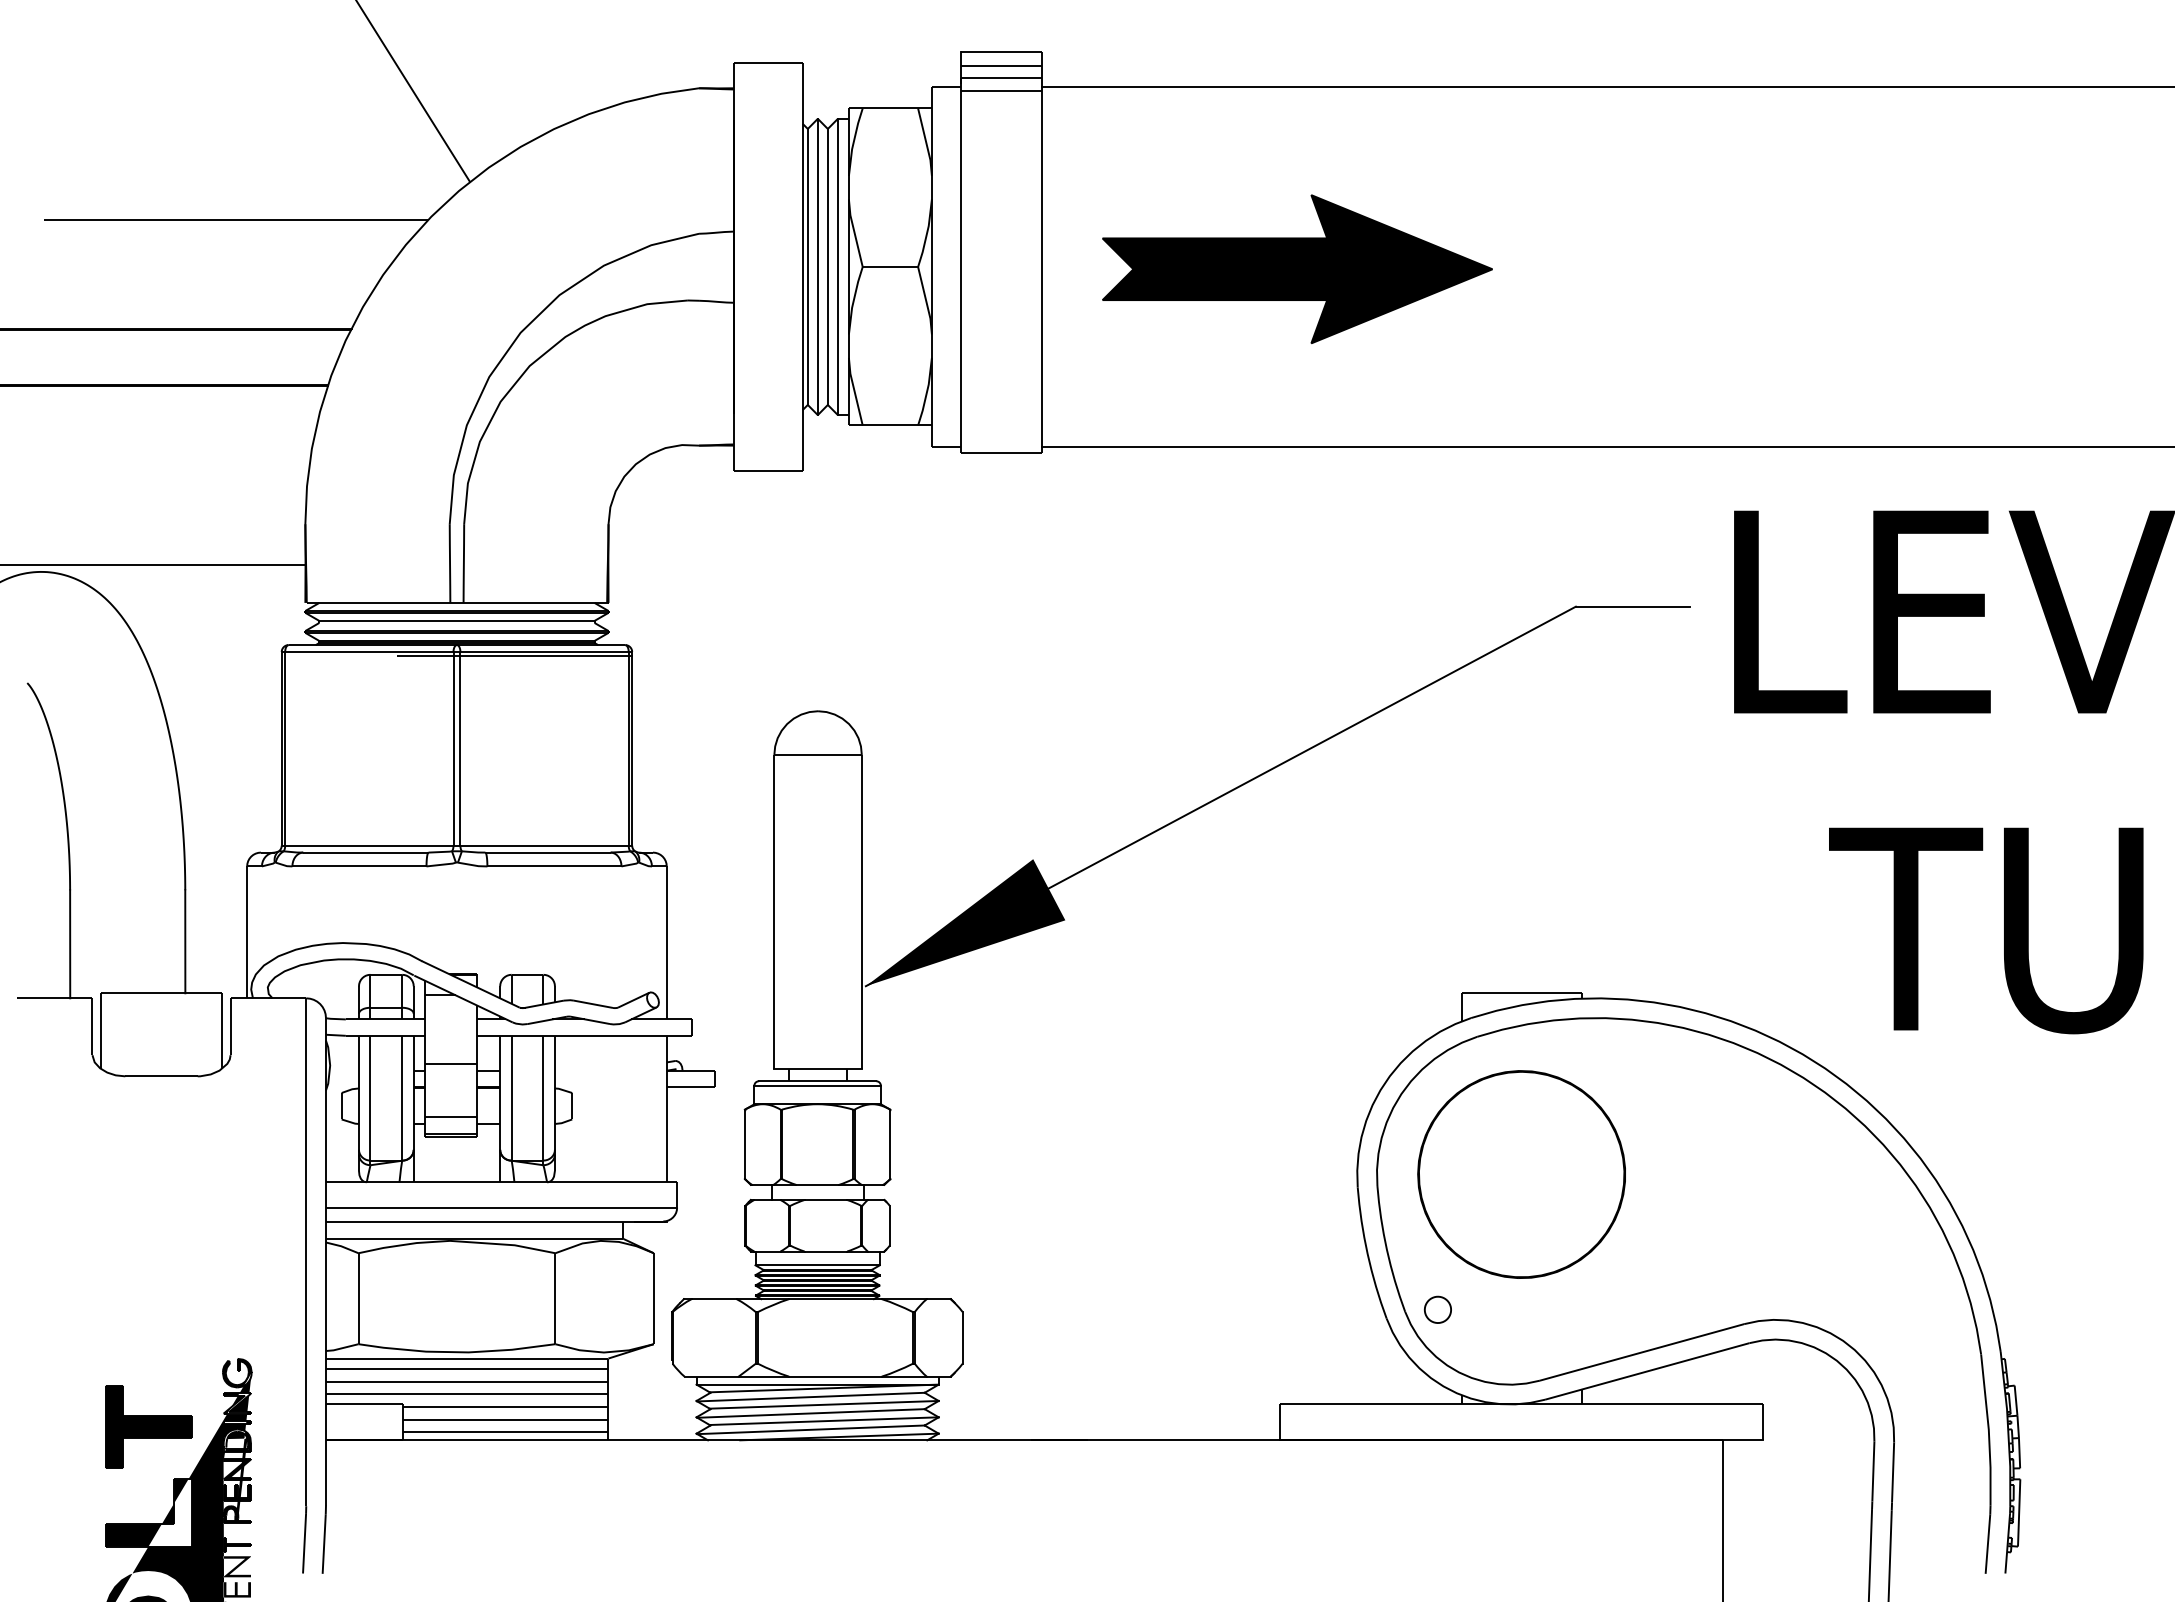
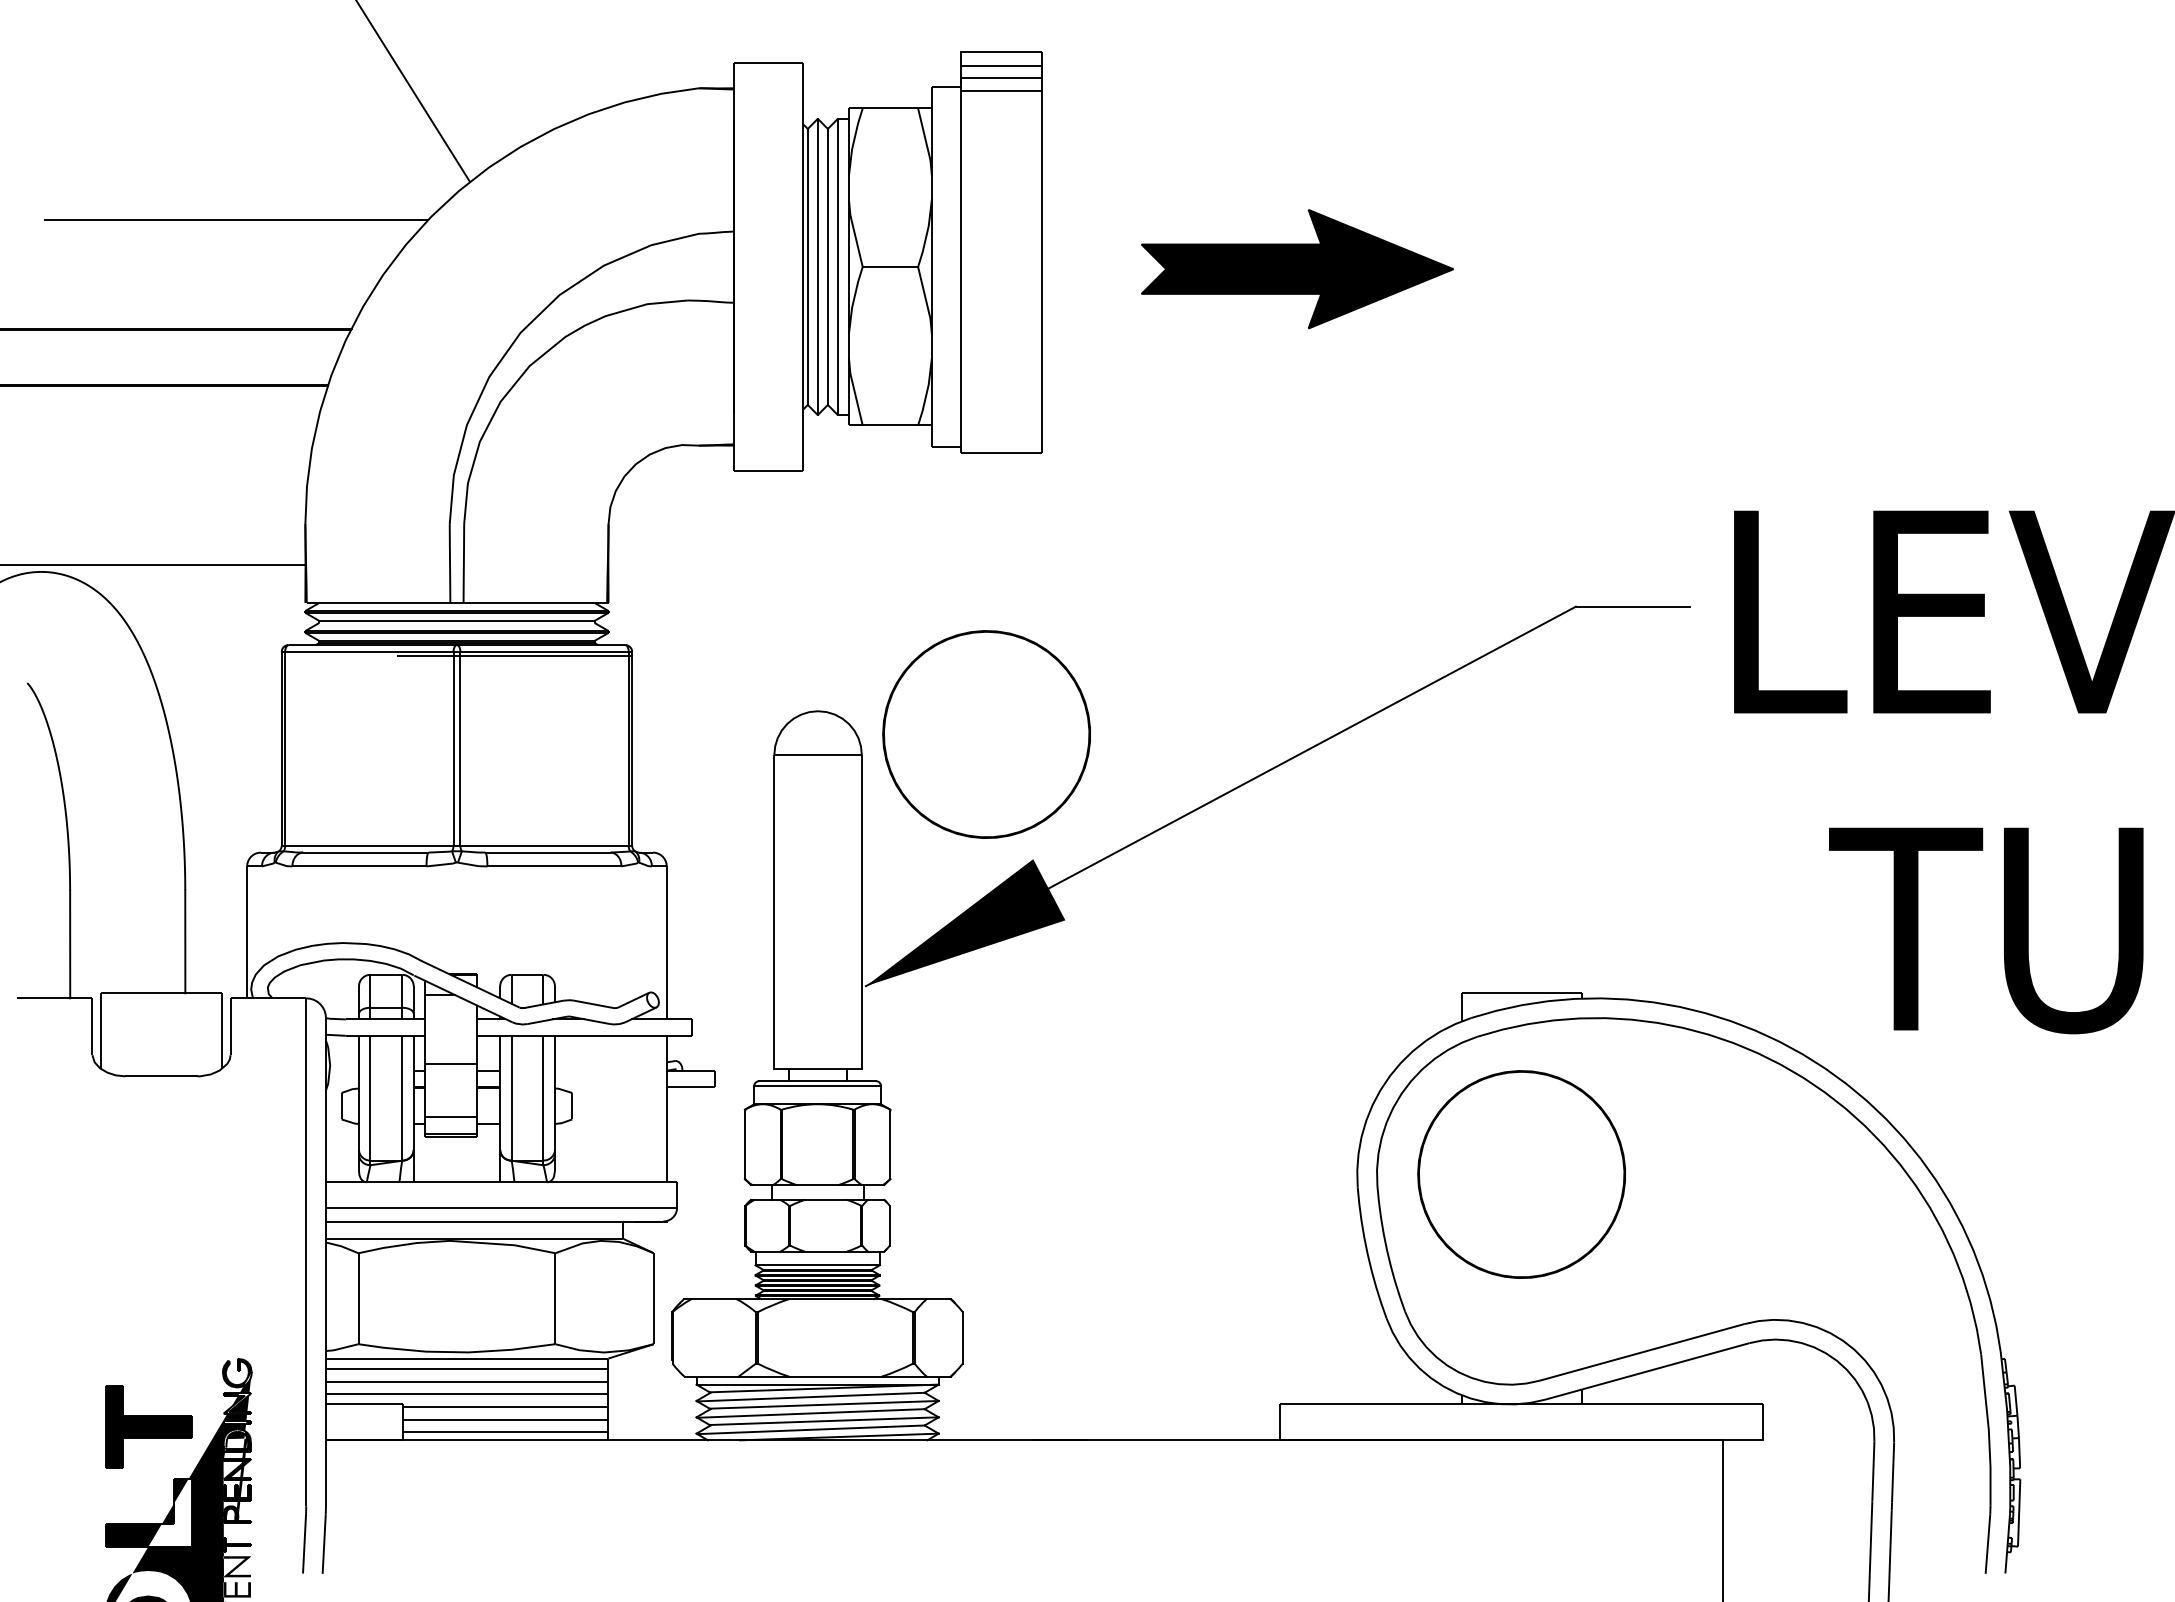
line: present -> none (1606, 86)
part size: 391x150 px -> 313x121 px (1297, 269)
line: present -> none (1606, 447)
part: none -> present (986, 734)
part: present -> none (1437, 1309)
